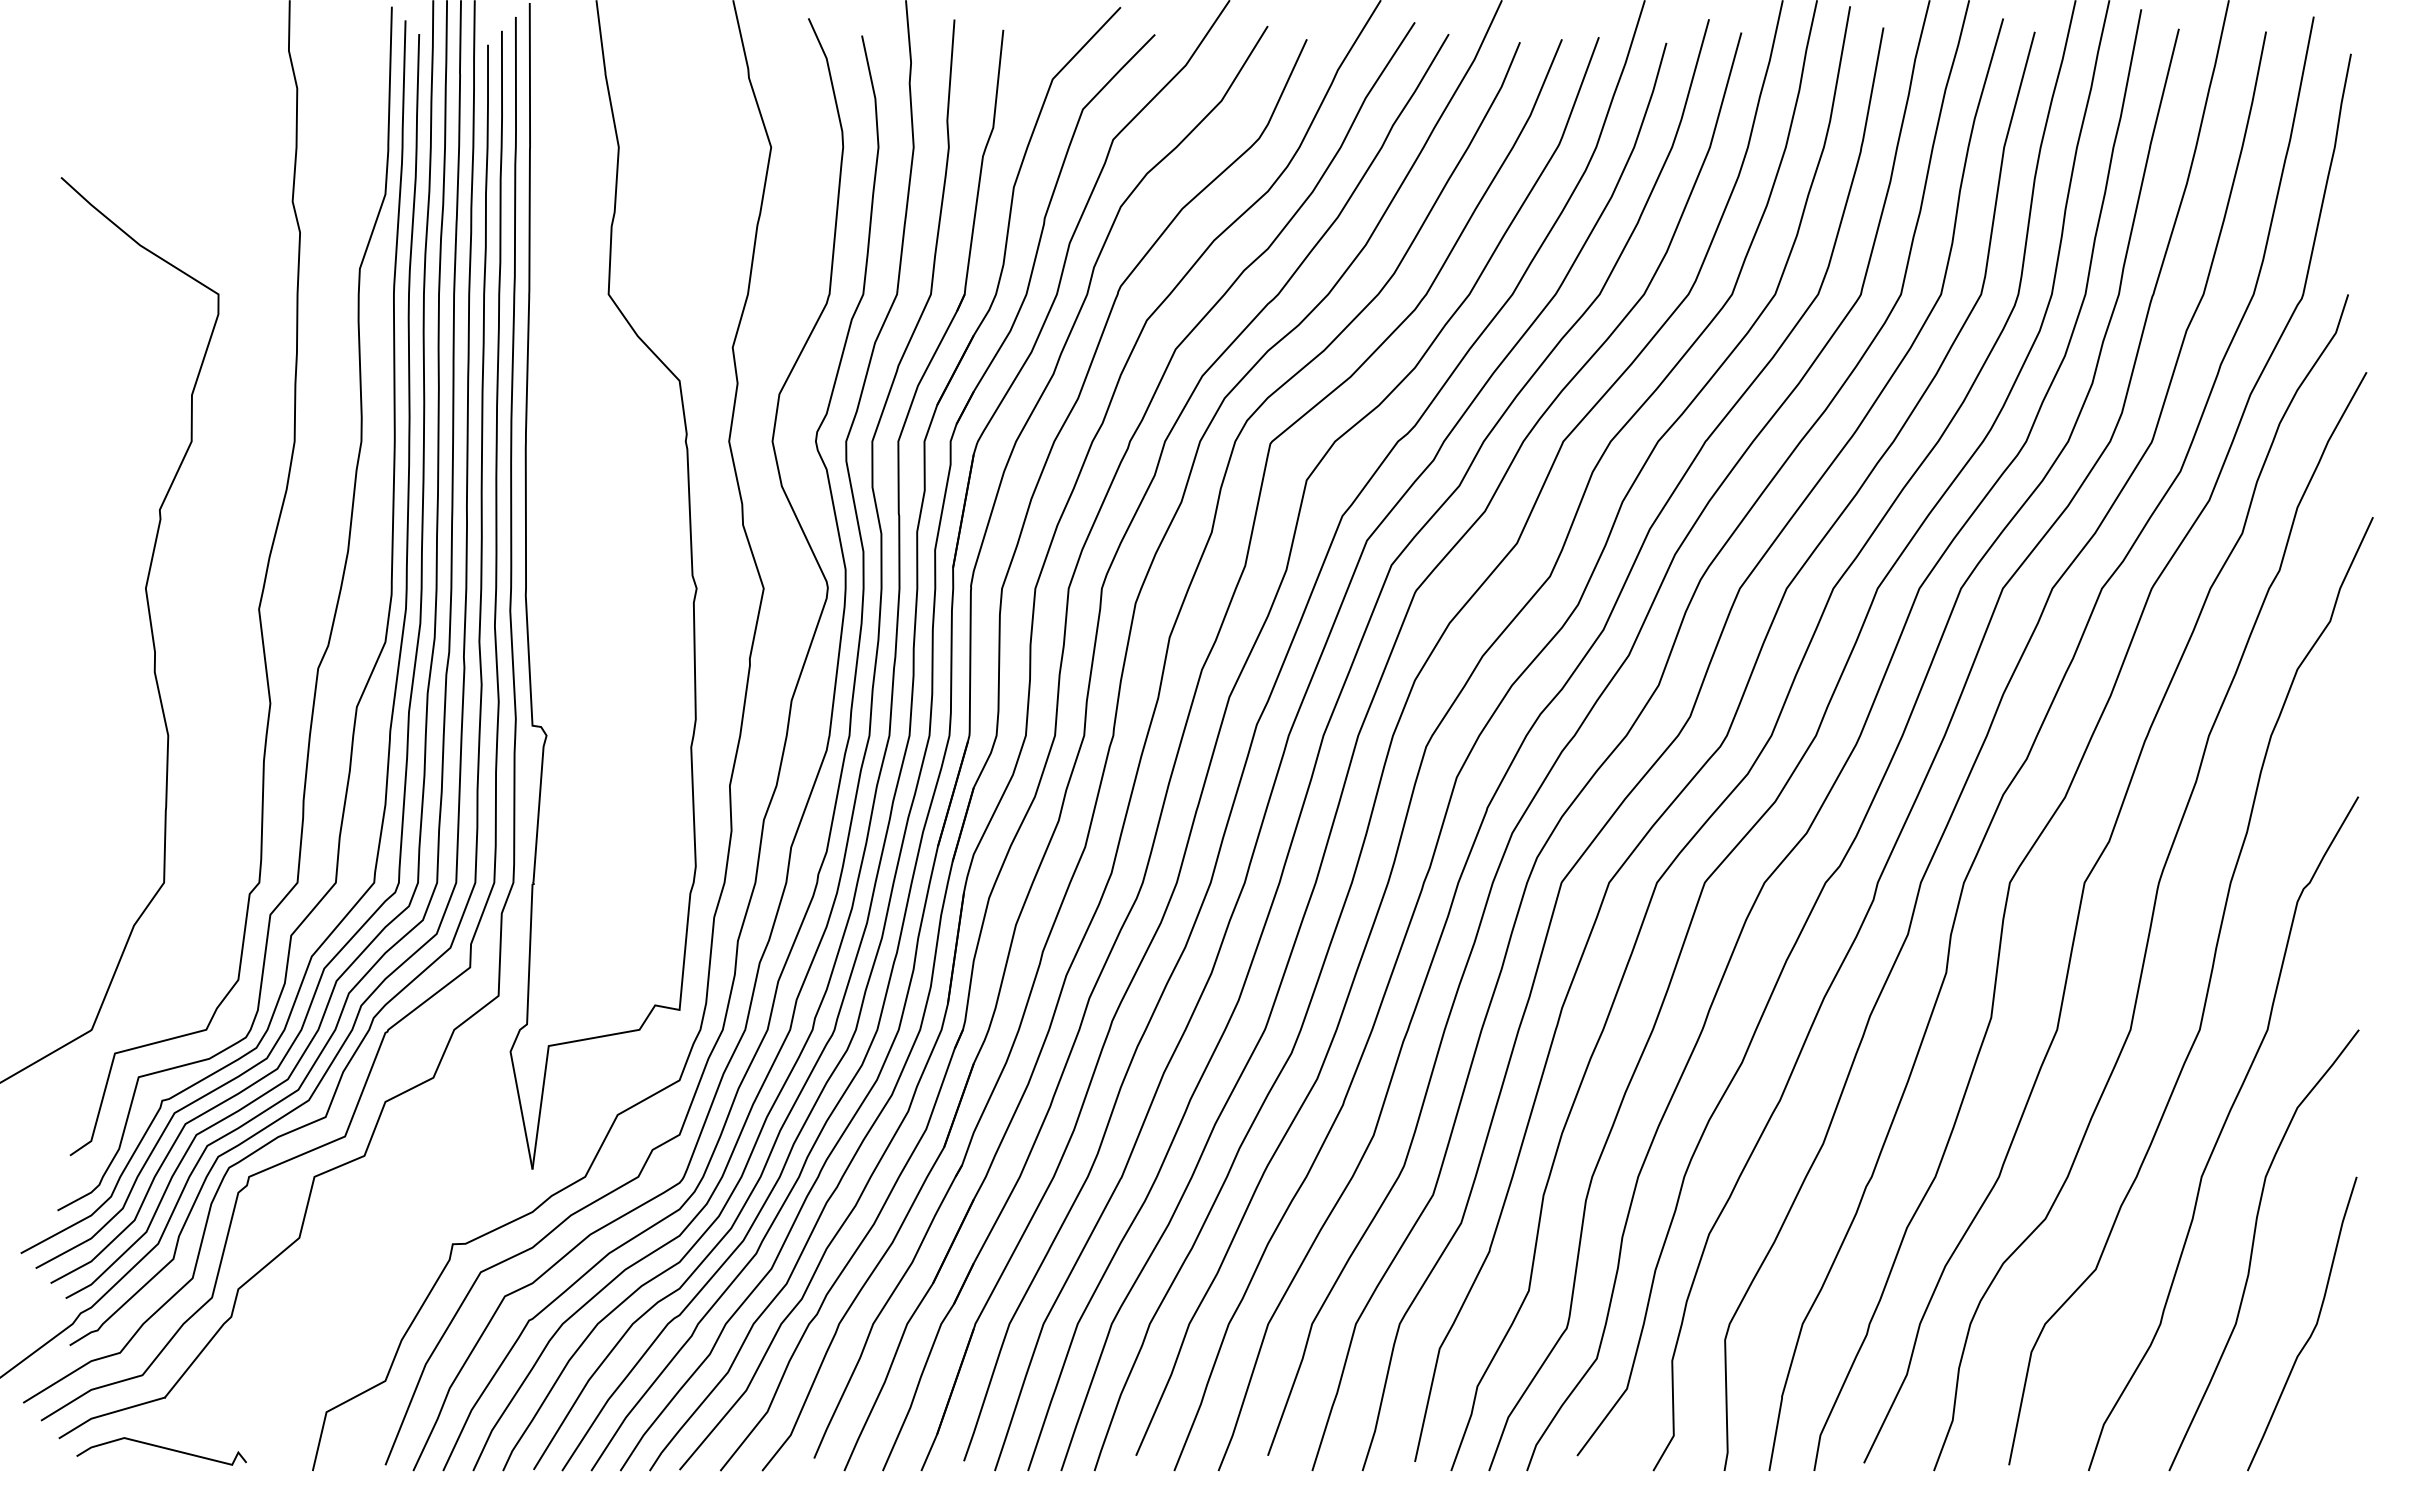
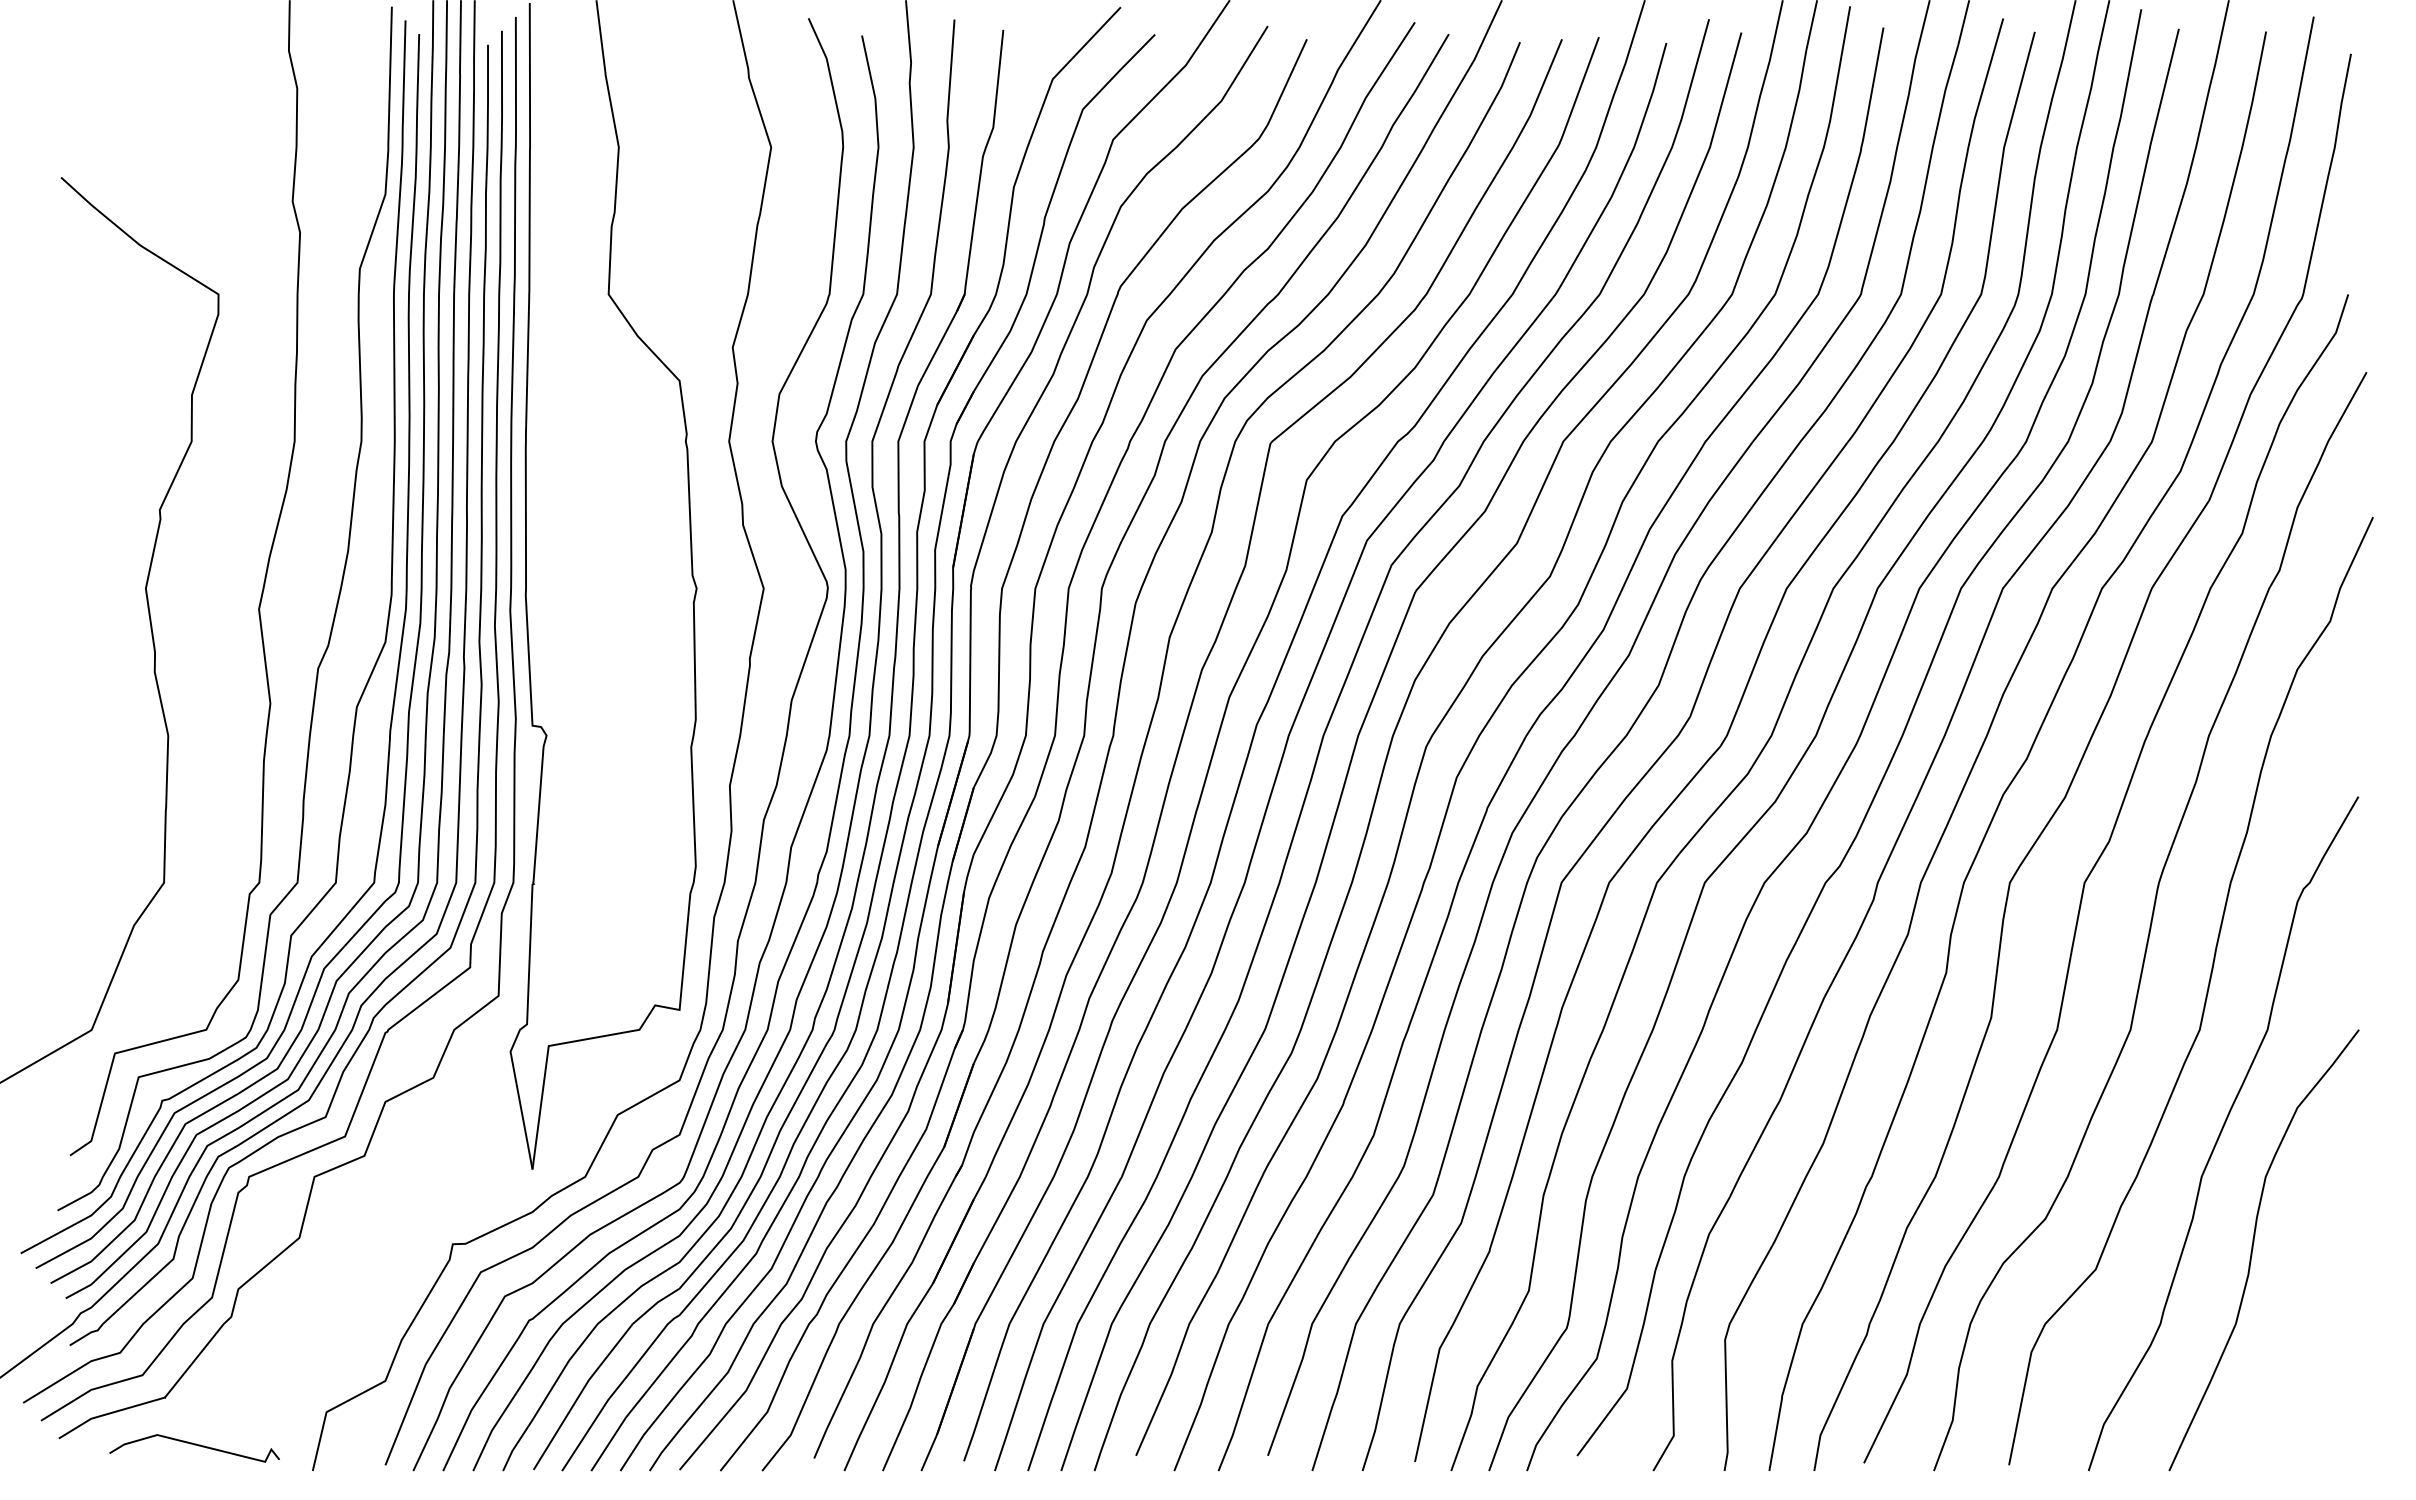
curve: present -> none (2313, 1328)
curve position: (161, 1448) -> (194, 1445) (194, 1445)
